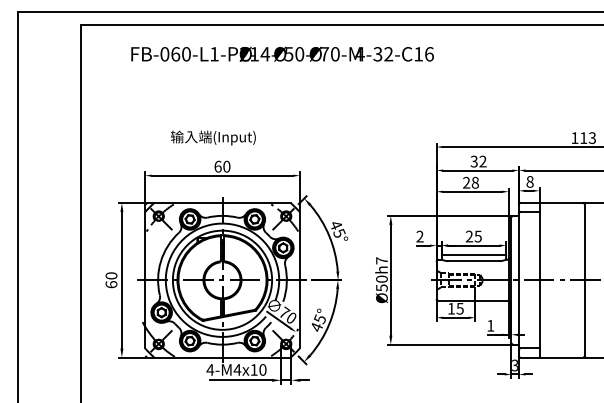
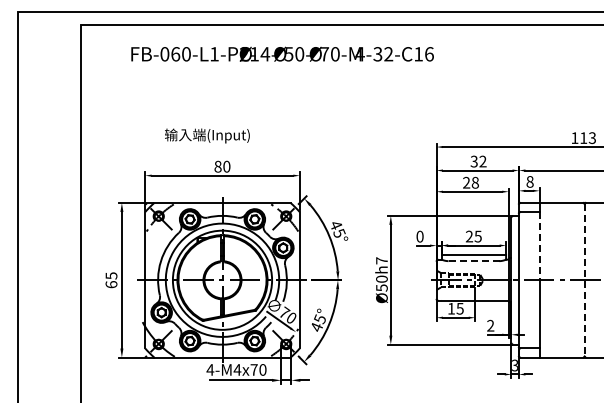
text position: (213, 137) -> (207, 135) (207, 135)
text: 60 -> 80 (217, 166)
text: 2 -> 0 (419, 236)
line: solid -> dashed (539, 246)
line: solid -> dashed (473, 261)
text: 60 -> 65 (111, 275)
line: solid -> dashed (584, 280)
text: 1 -> 2 (490, 325)
text: 4-M4x10 -> 4-M4x70 (253, 369)
